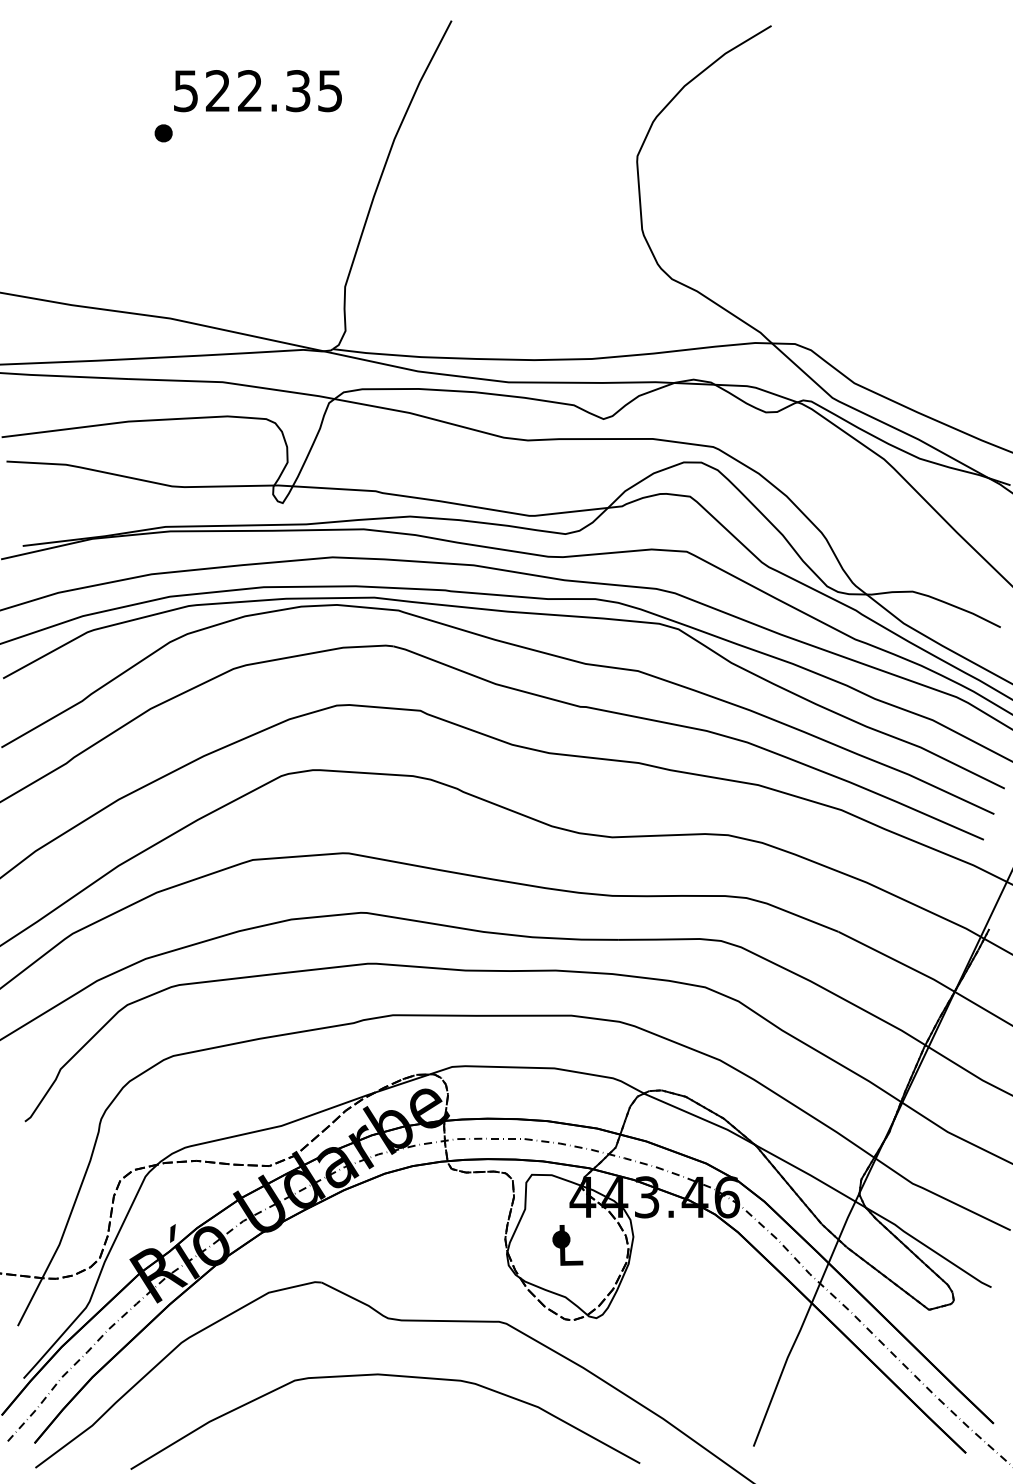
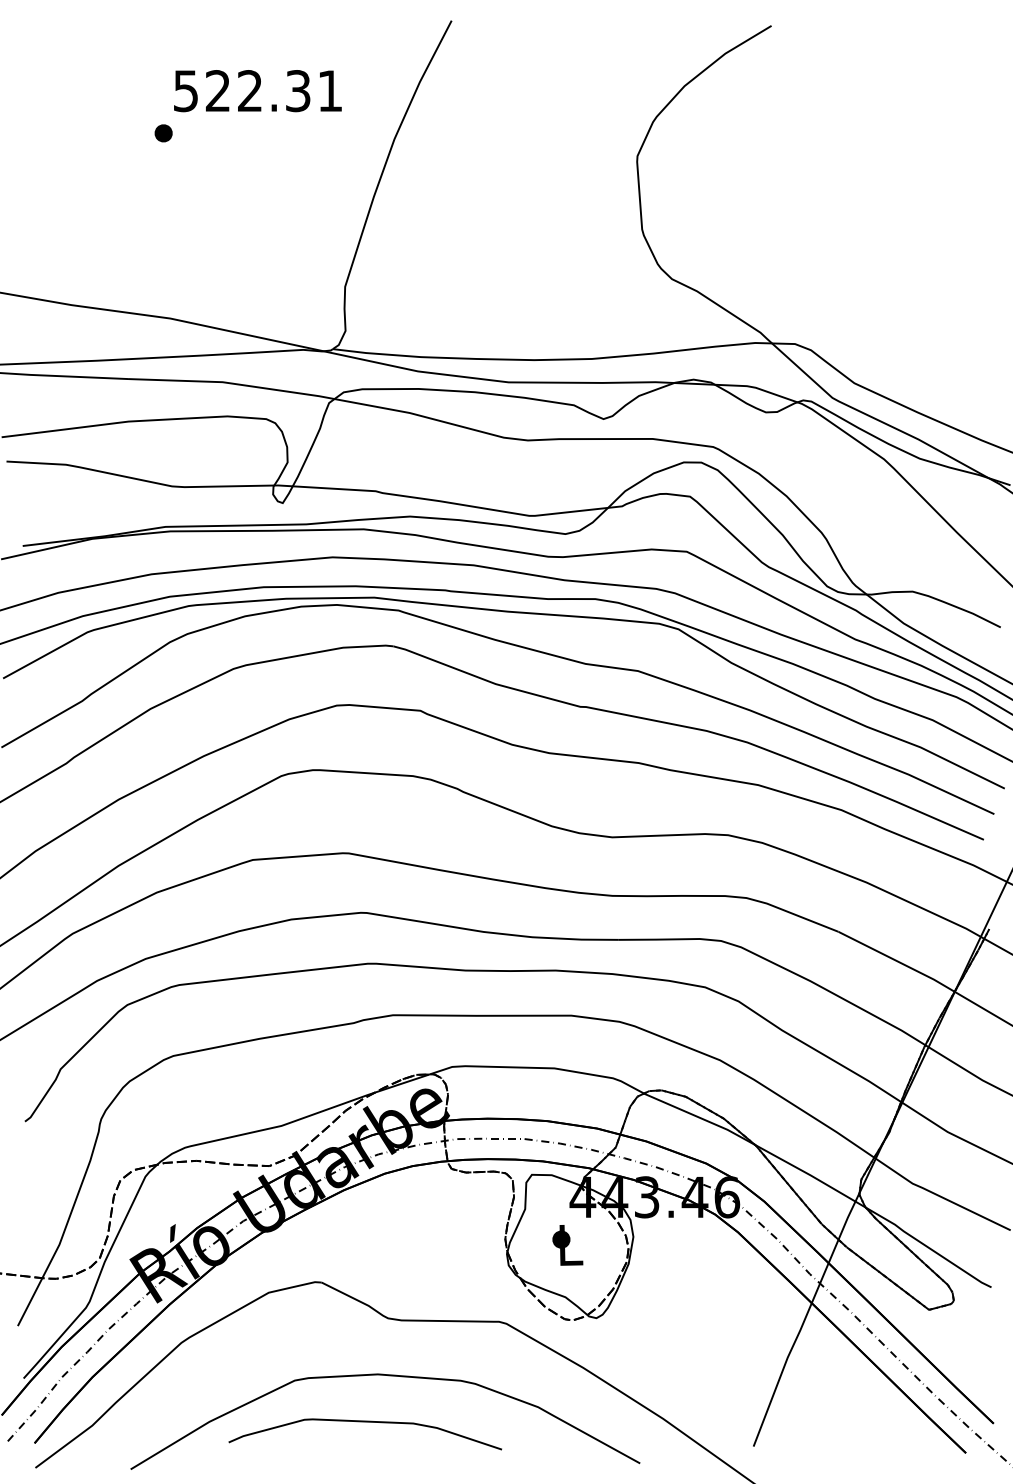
text: 522.35 -> 522.31 (329, 91)
curve: none -> present (364, 1422)
